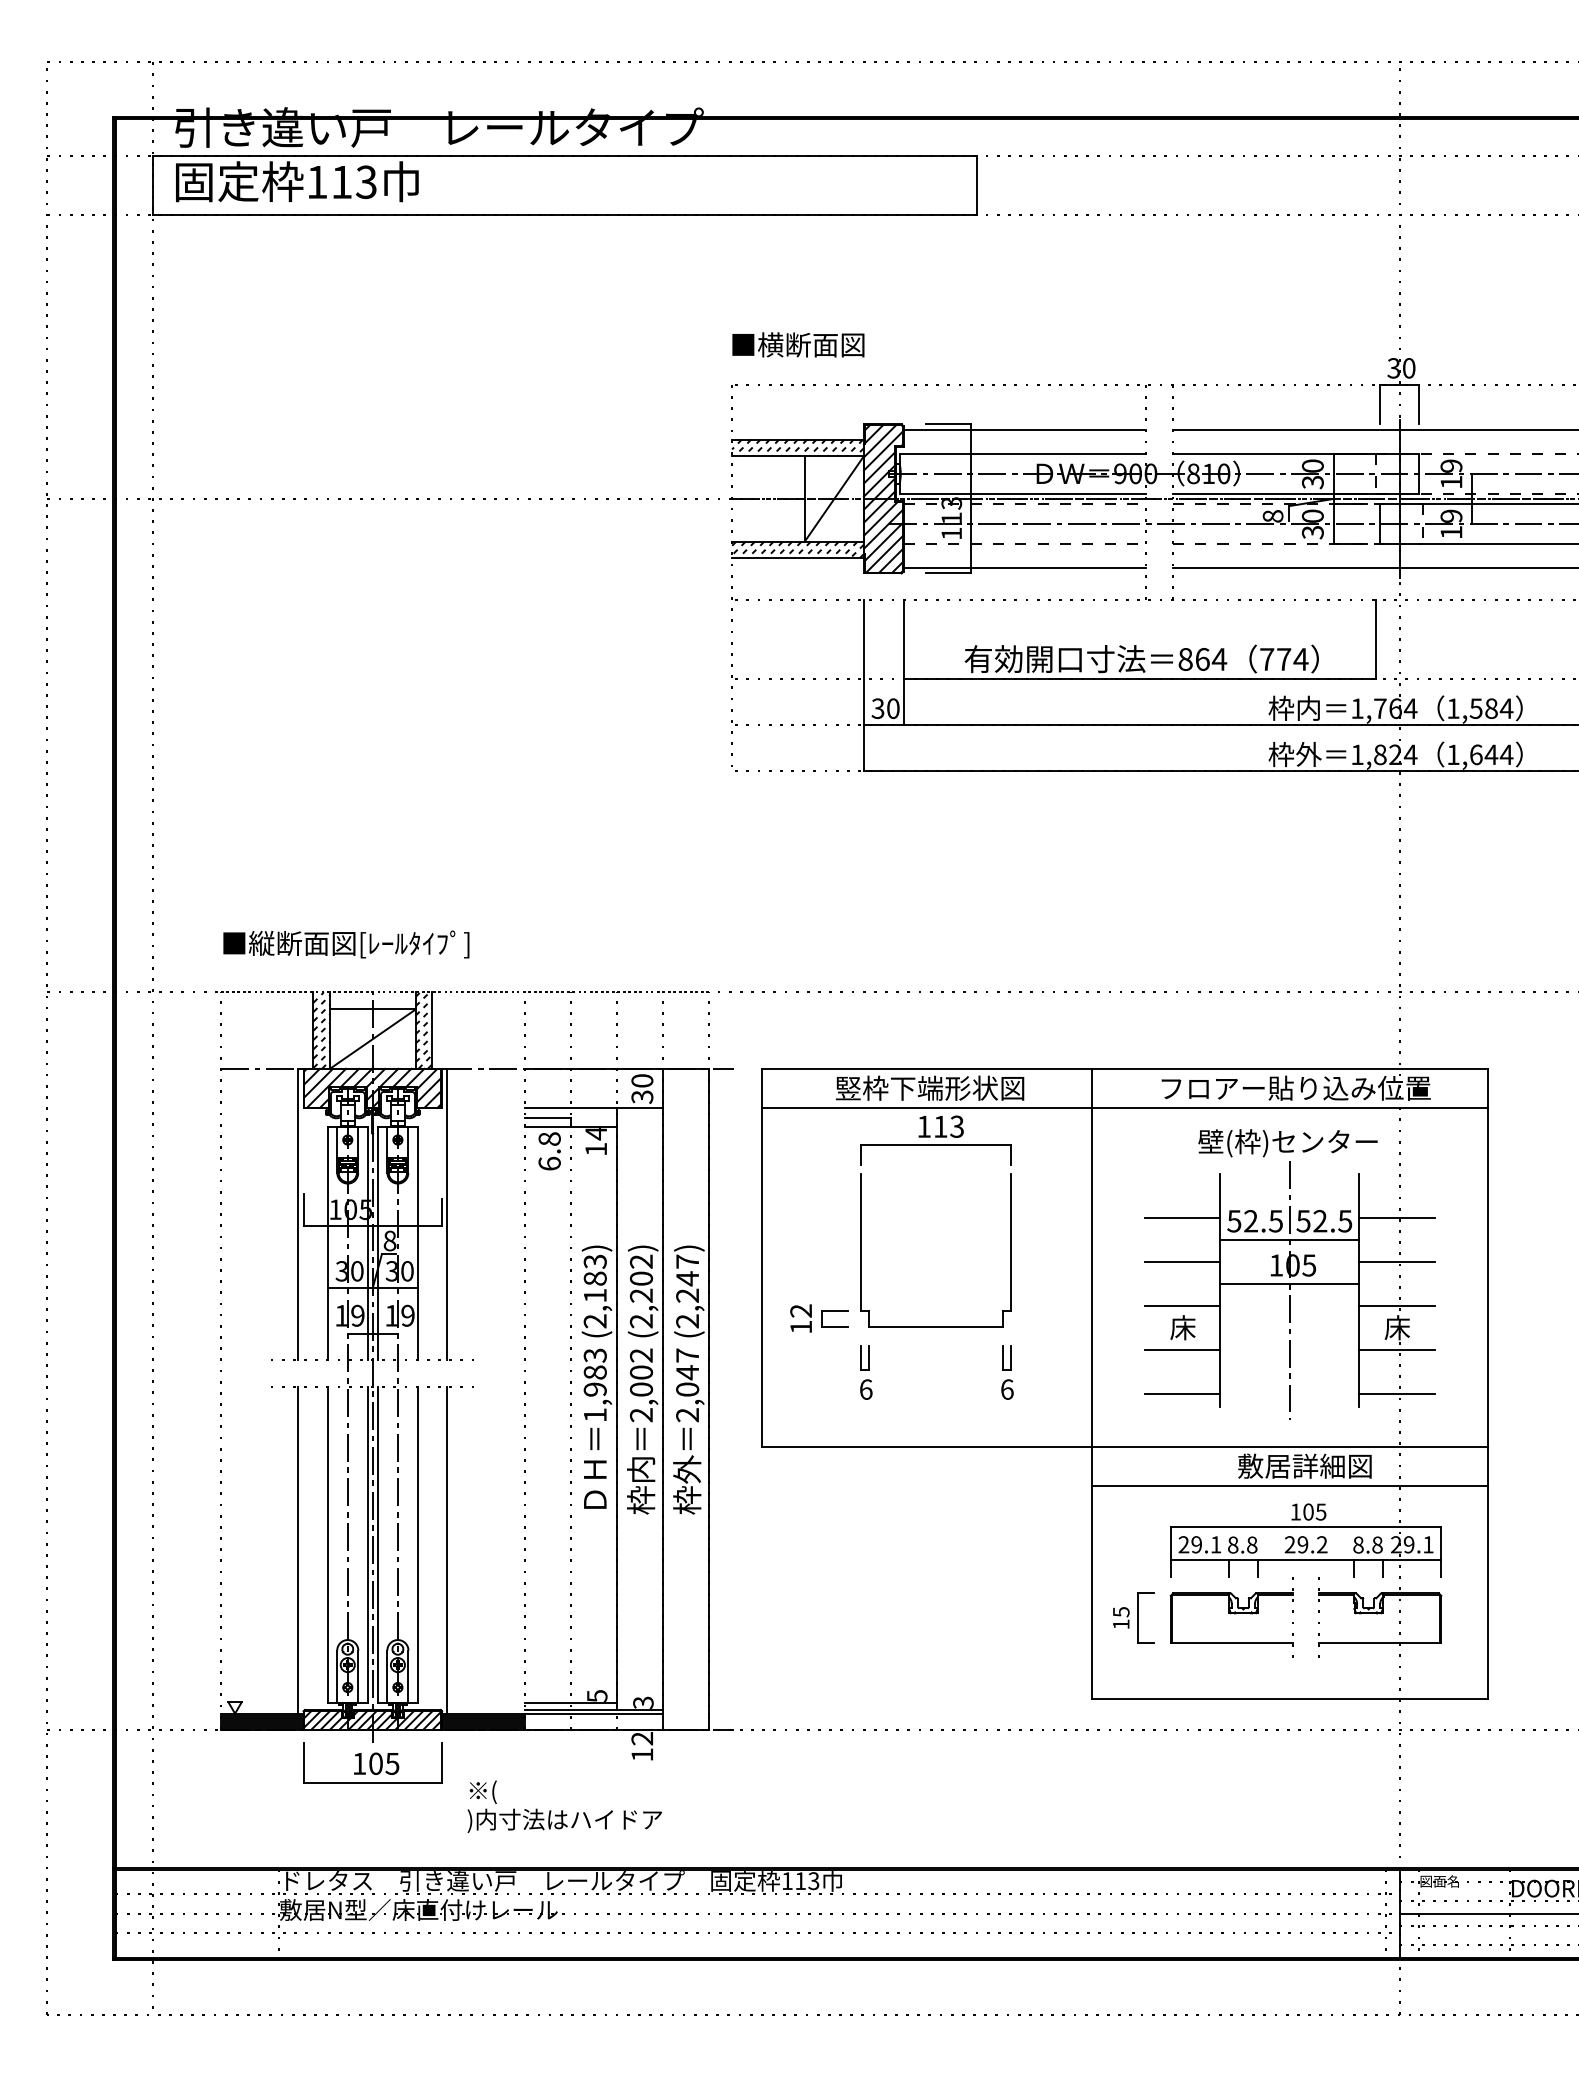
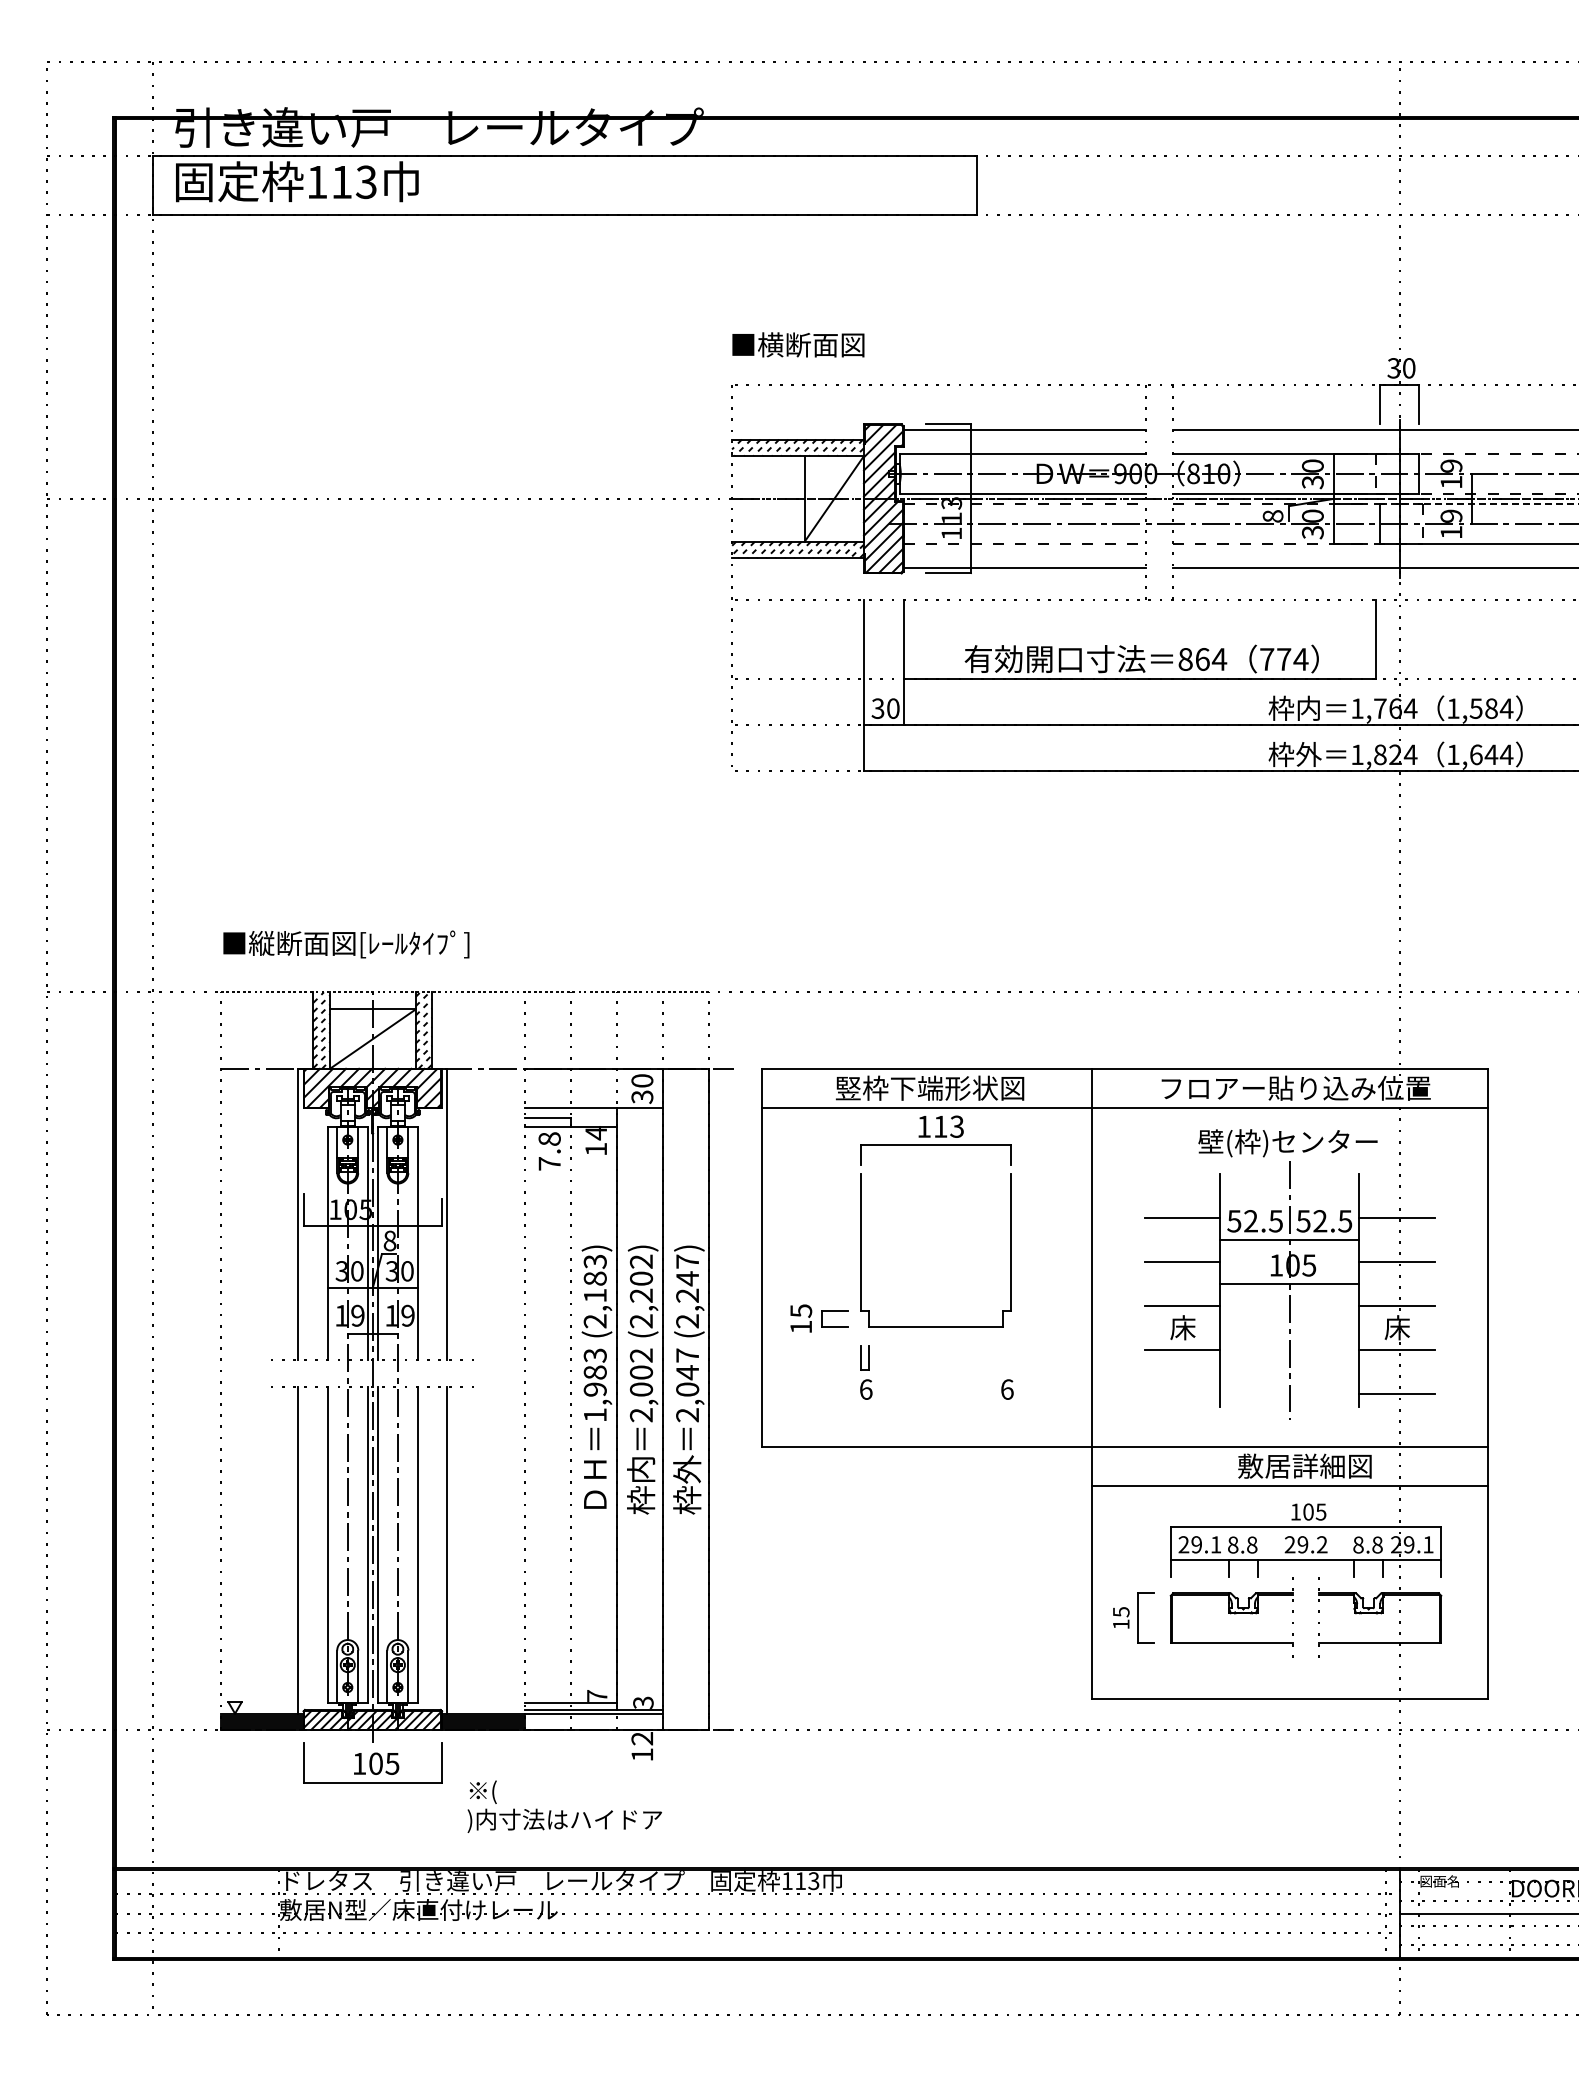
line: solid -> dashed (1479, 504)
text: 6.8 -> 7.8 (549, 1163)
text: 12 -> 15 (801, 1310)
part: present -> none (1006, 1357)
line: present -> none (1182, 1394)
text: 5 -> 7 (597, 1695)
